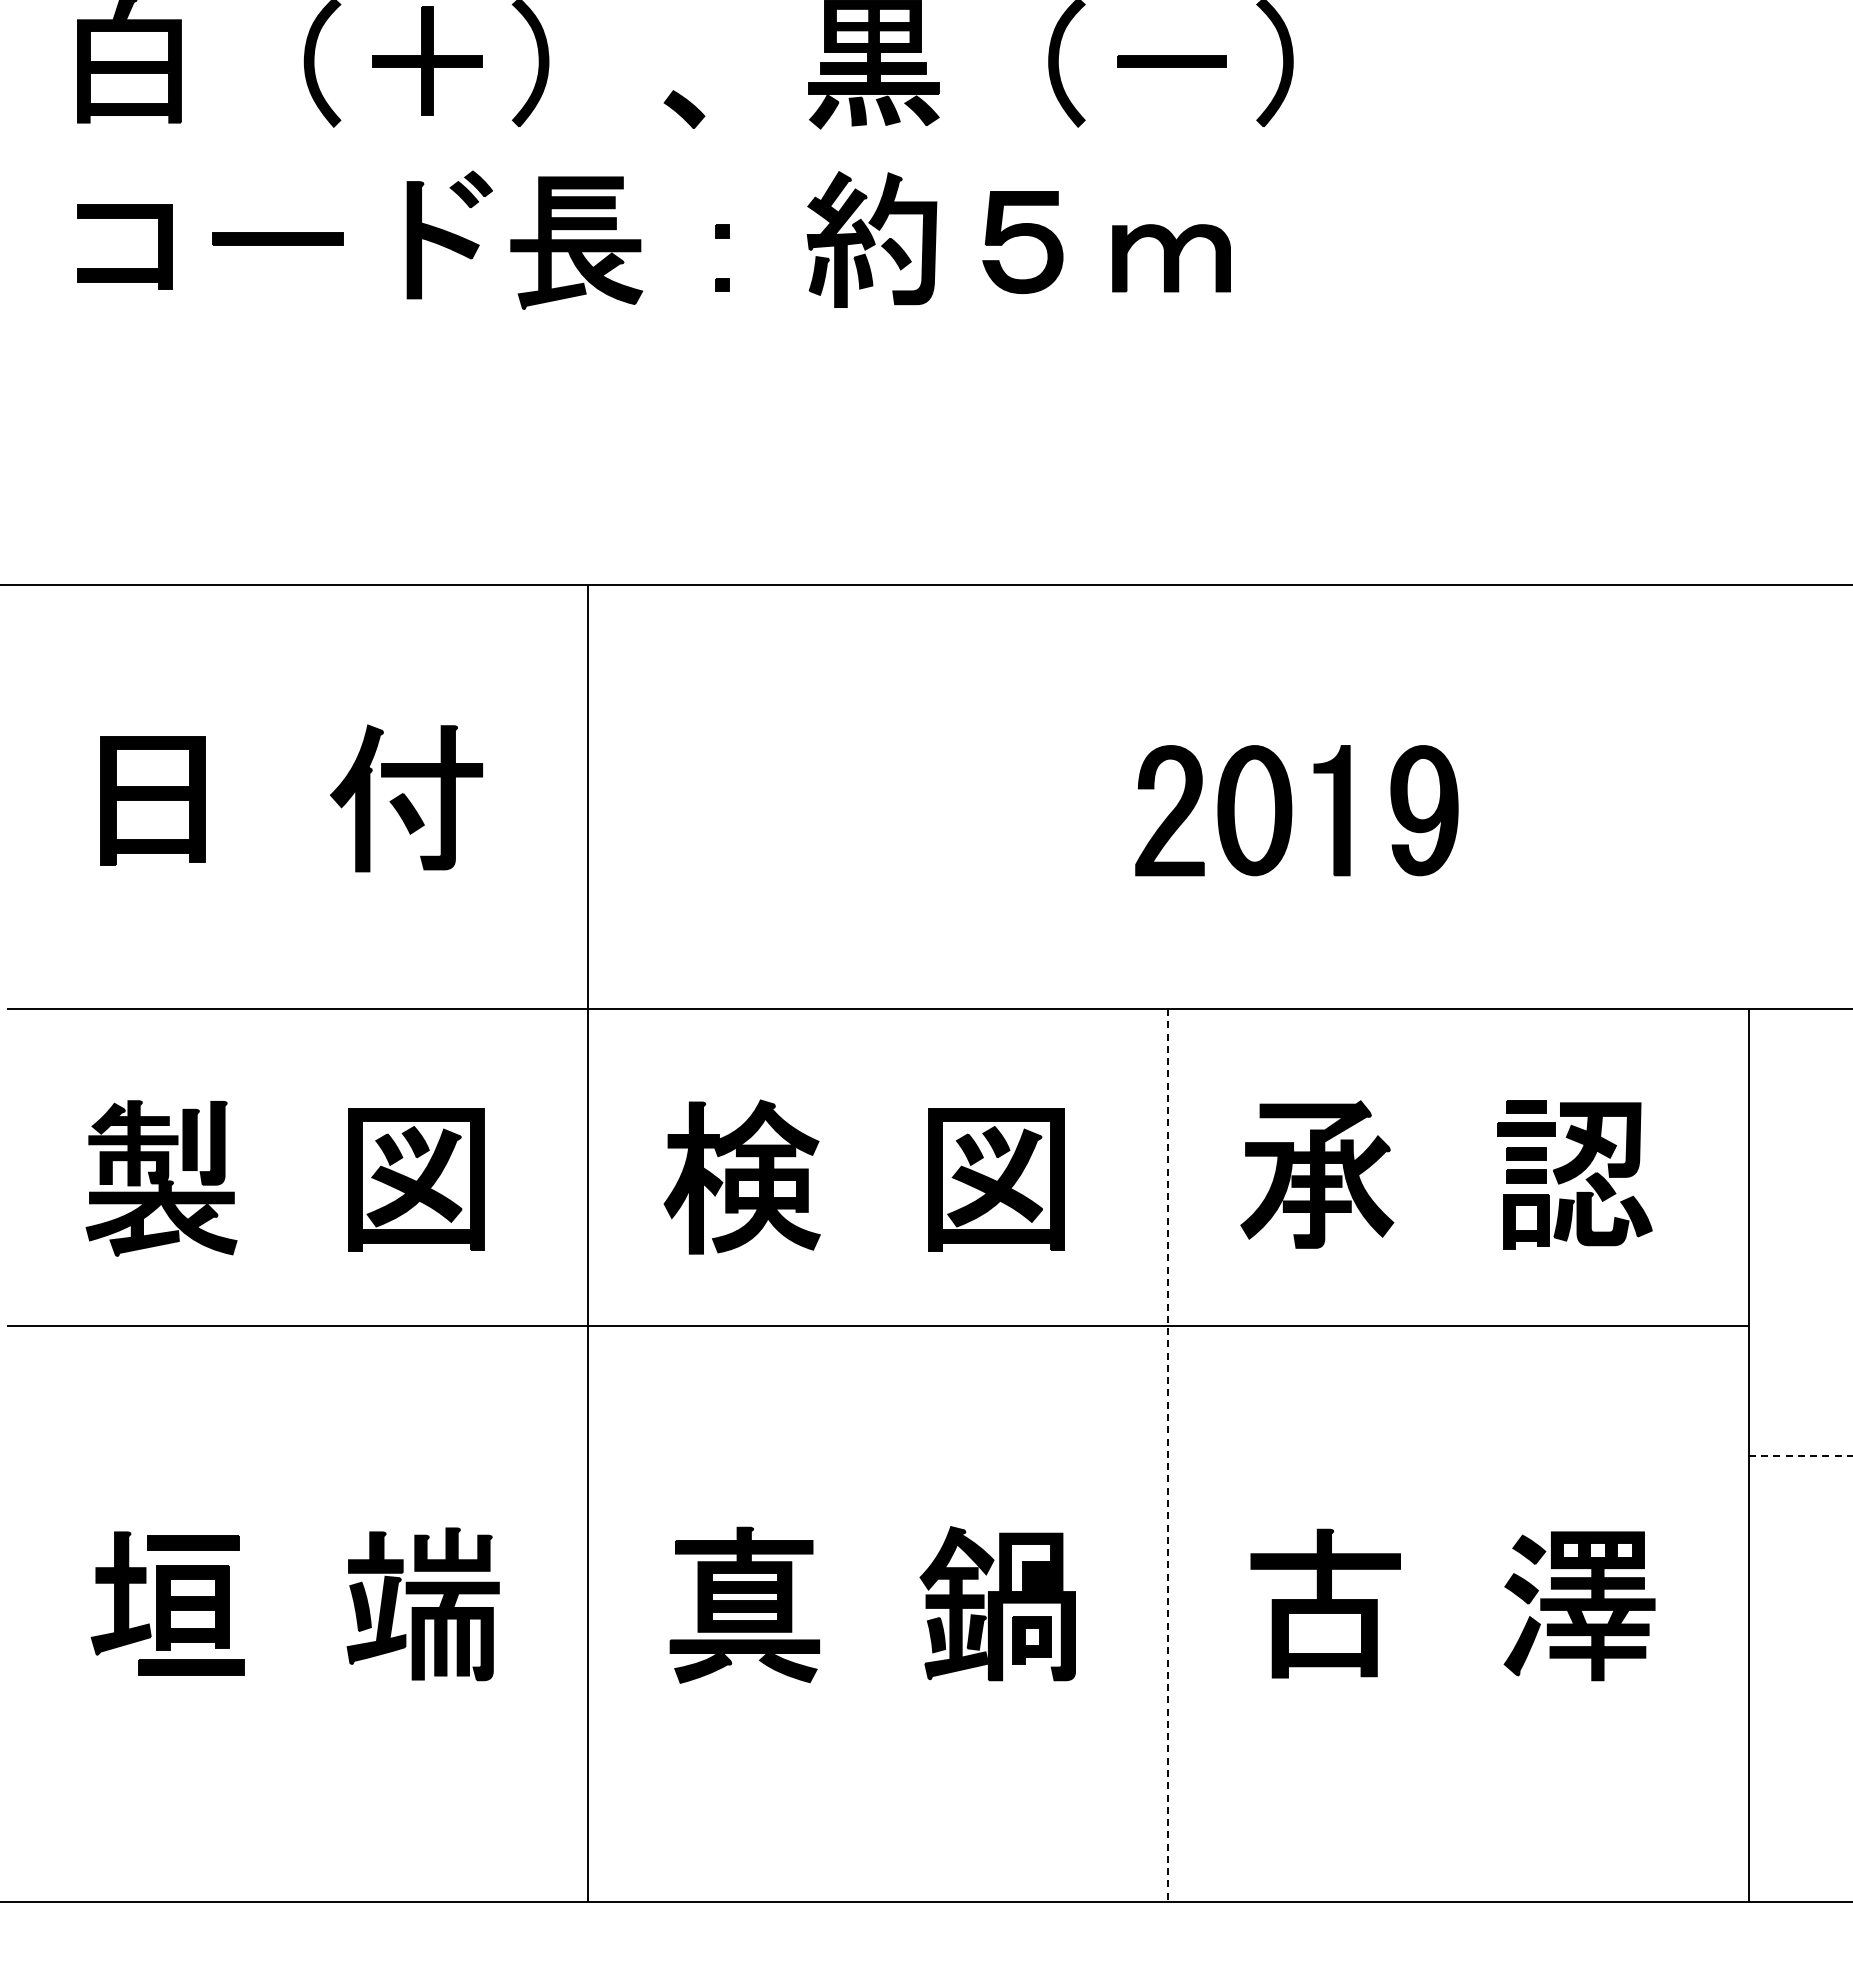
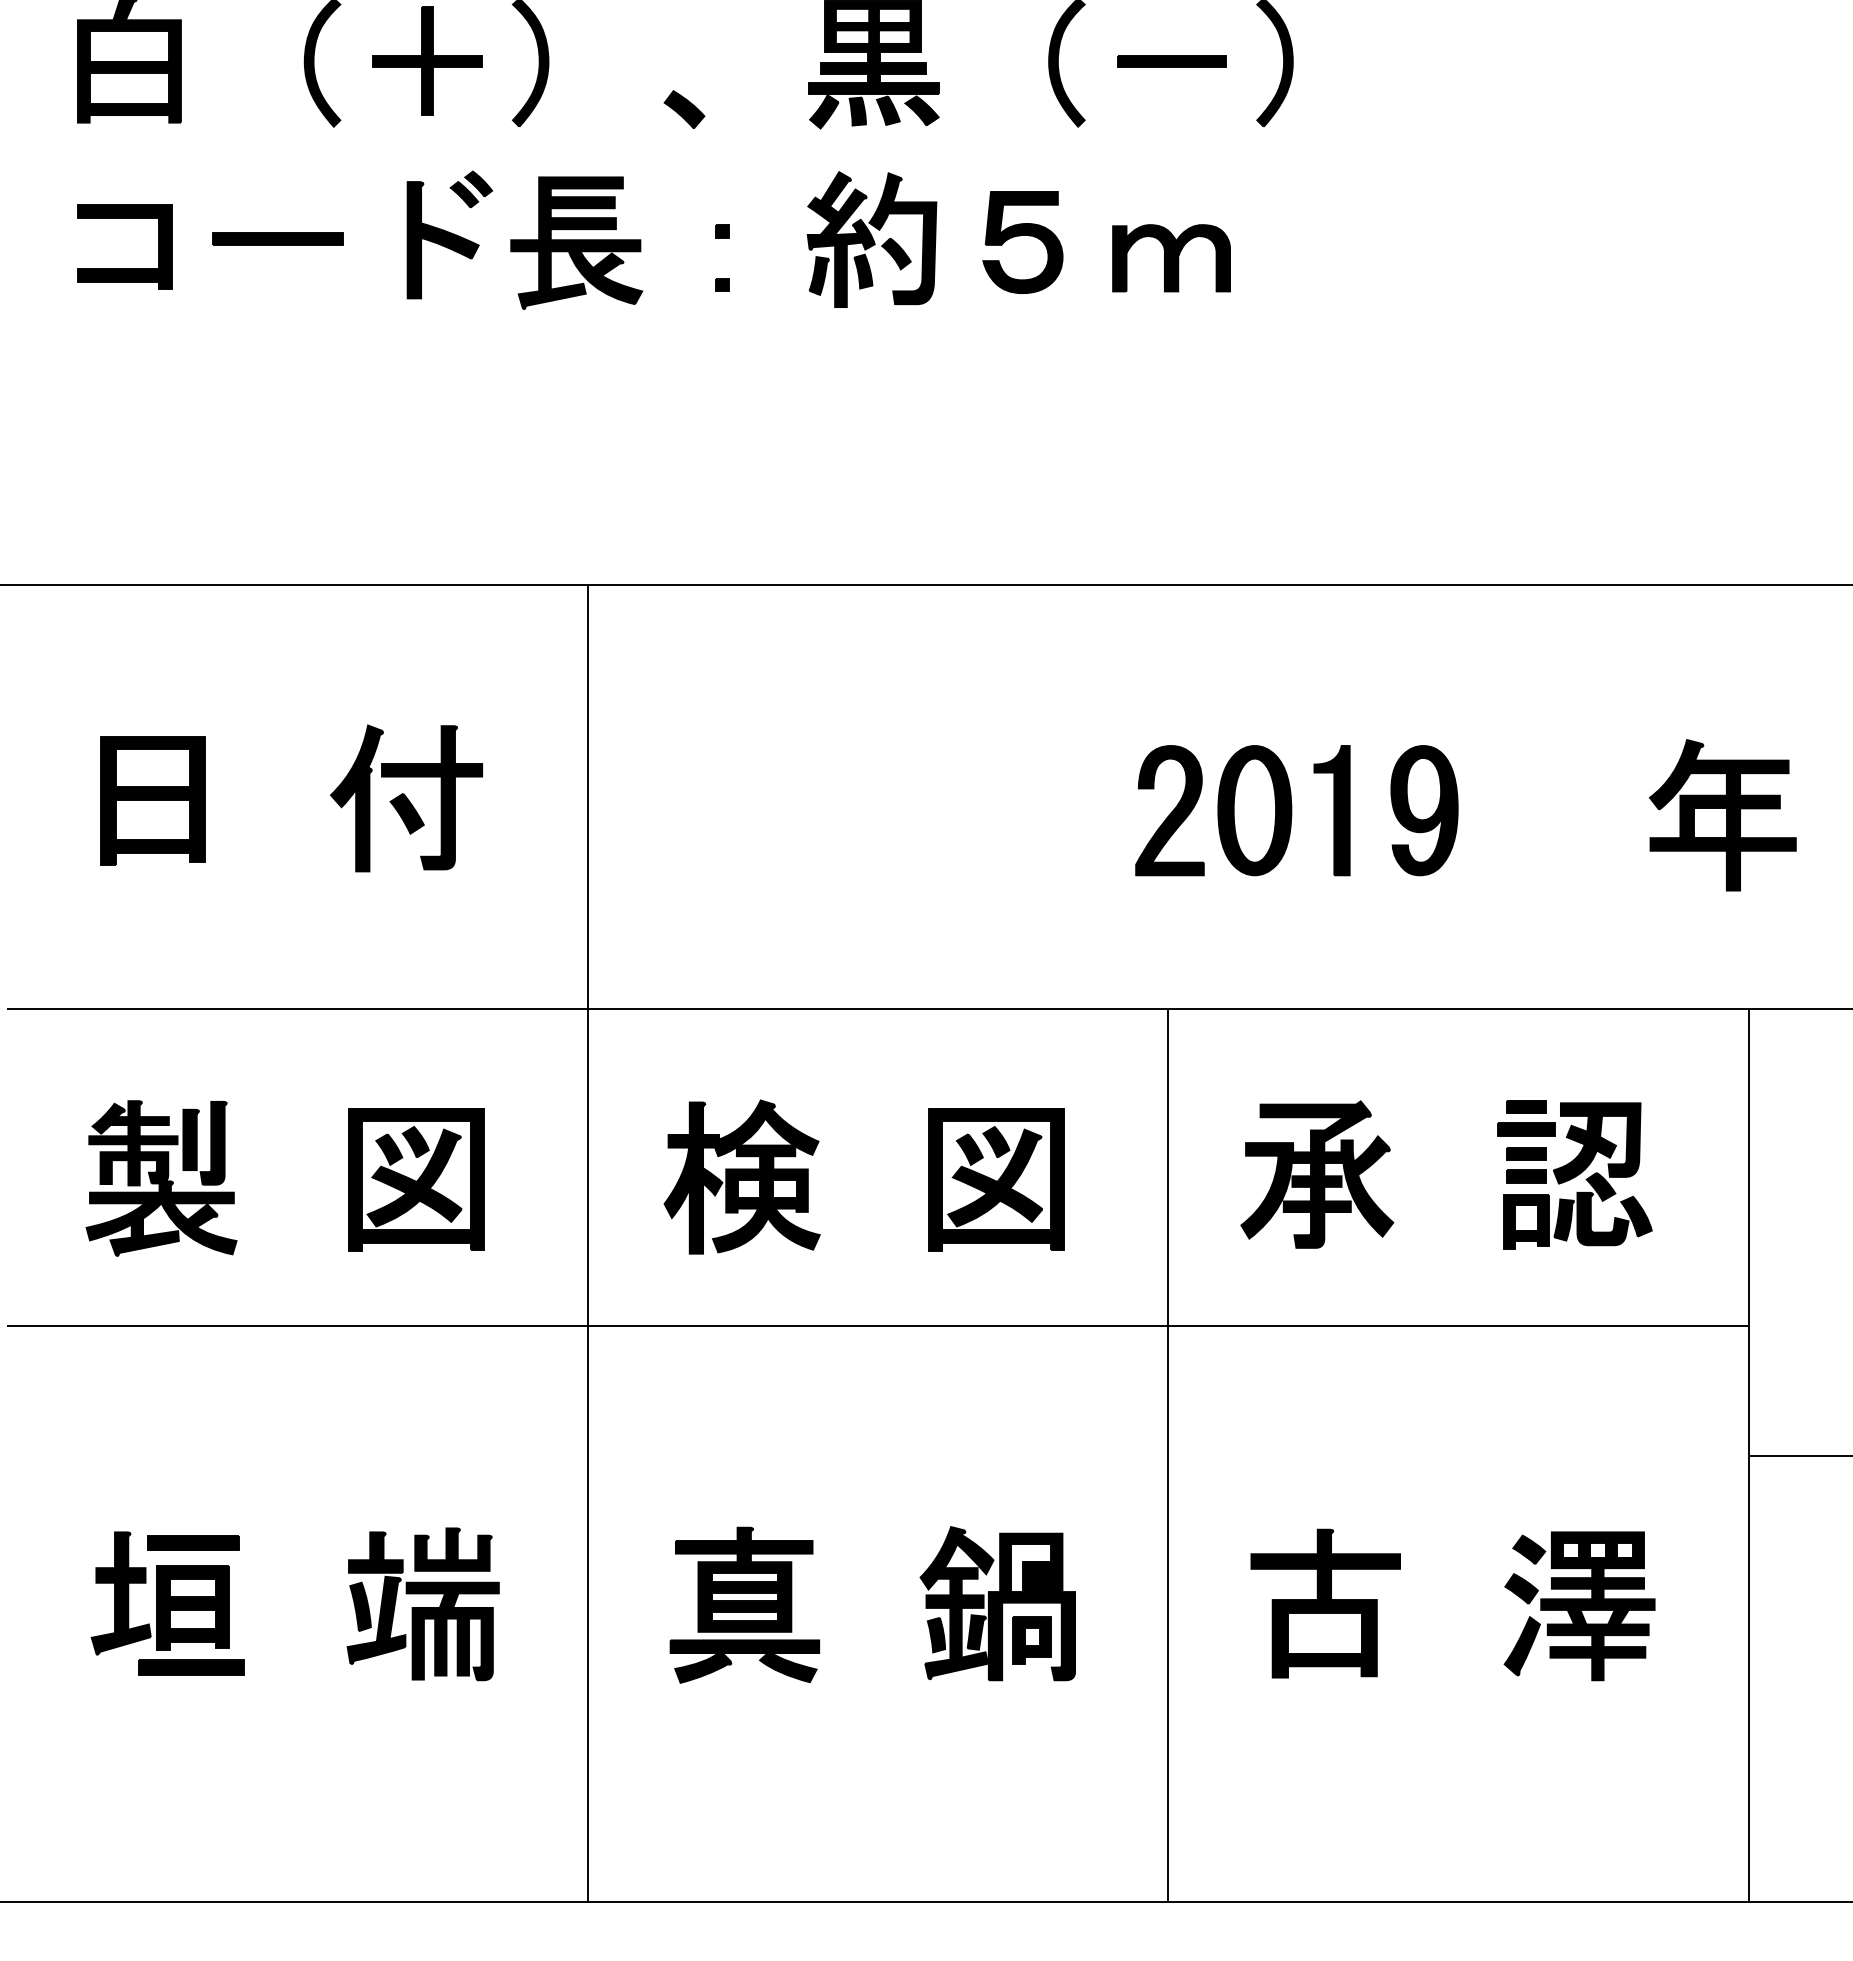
part: none -> present (1722, 815)
line: dashed -> solid (1168, 1455)
line: dashed -> solid (1800, 1455)
